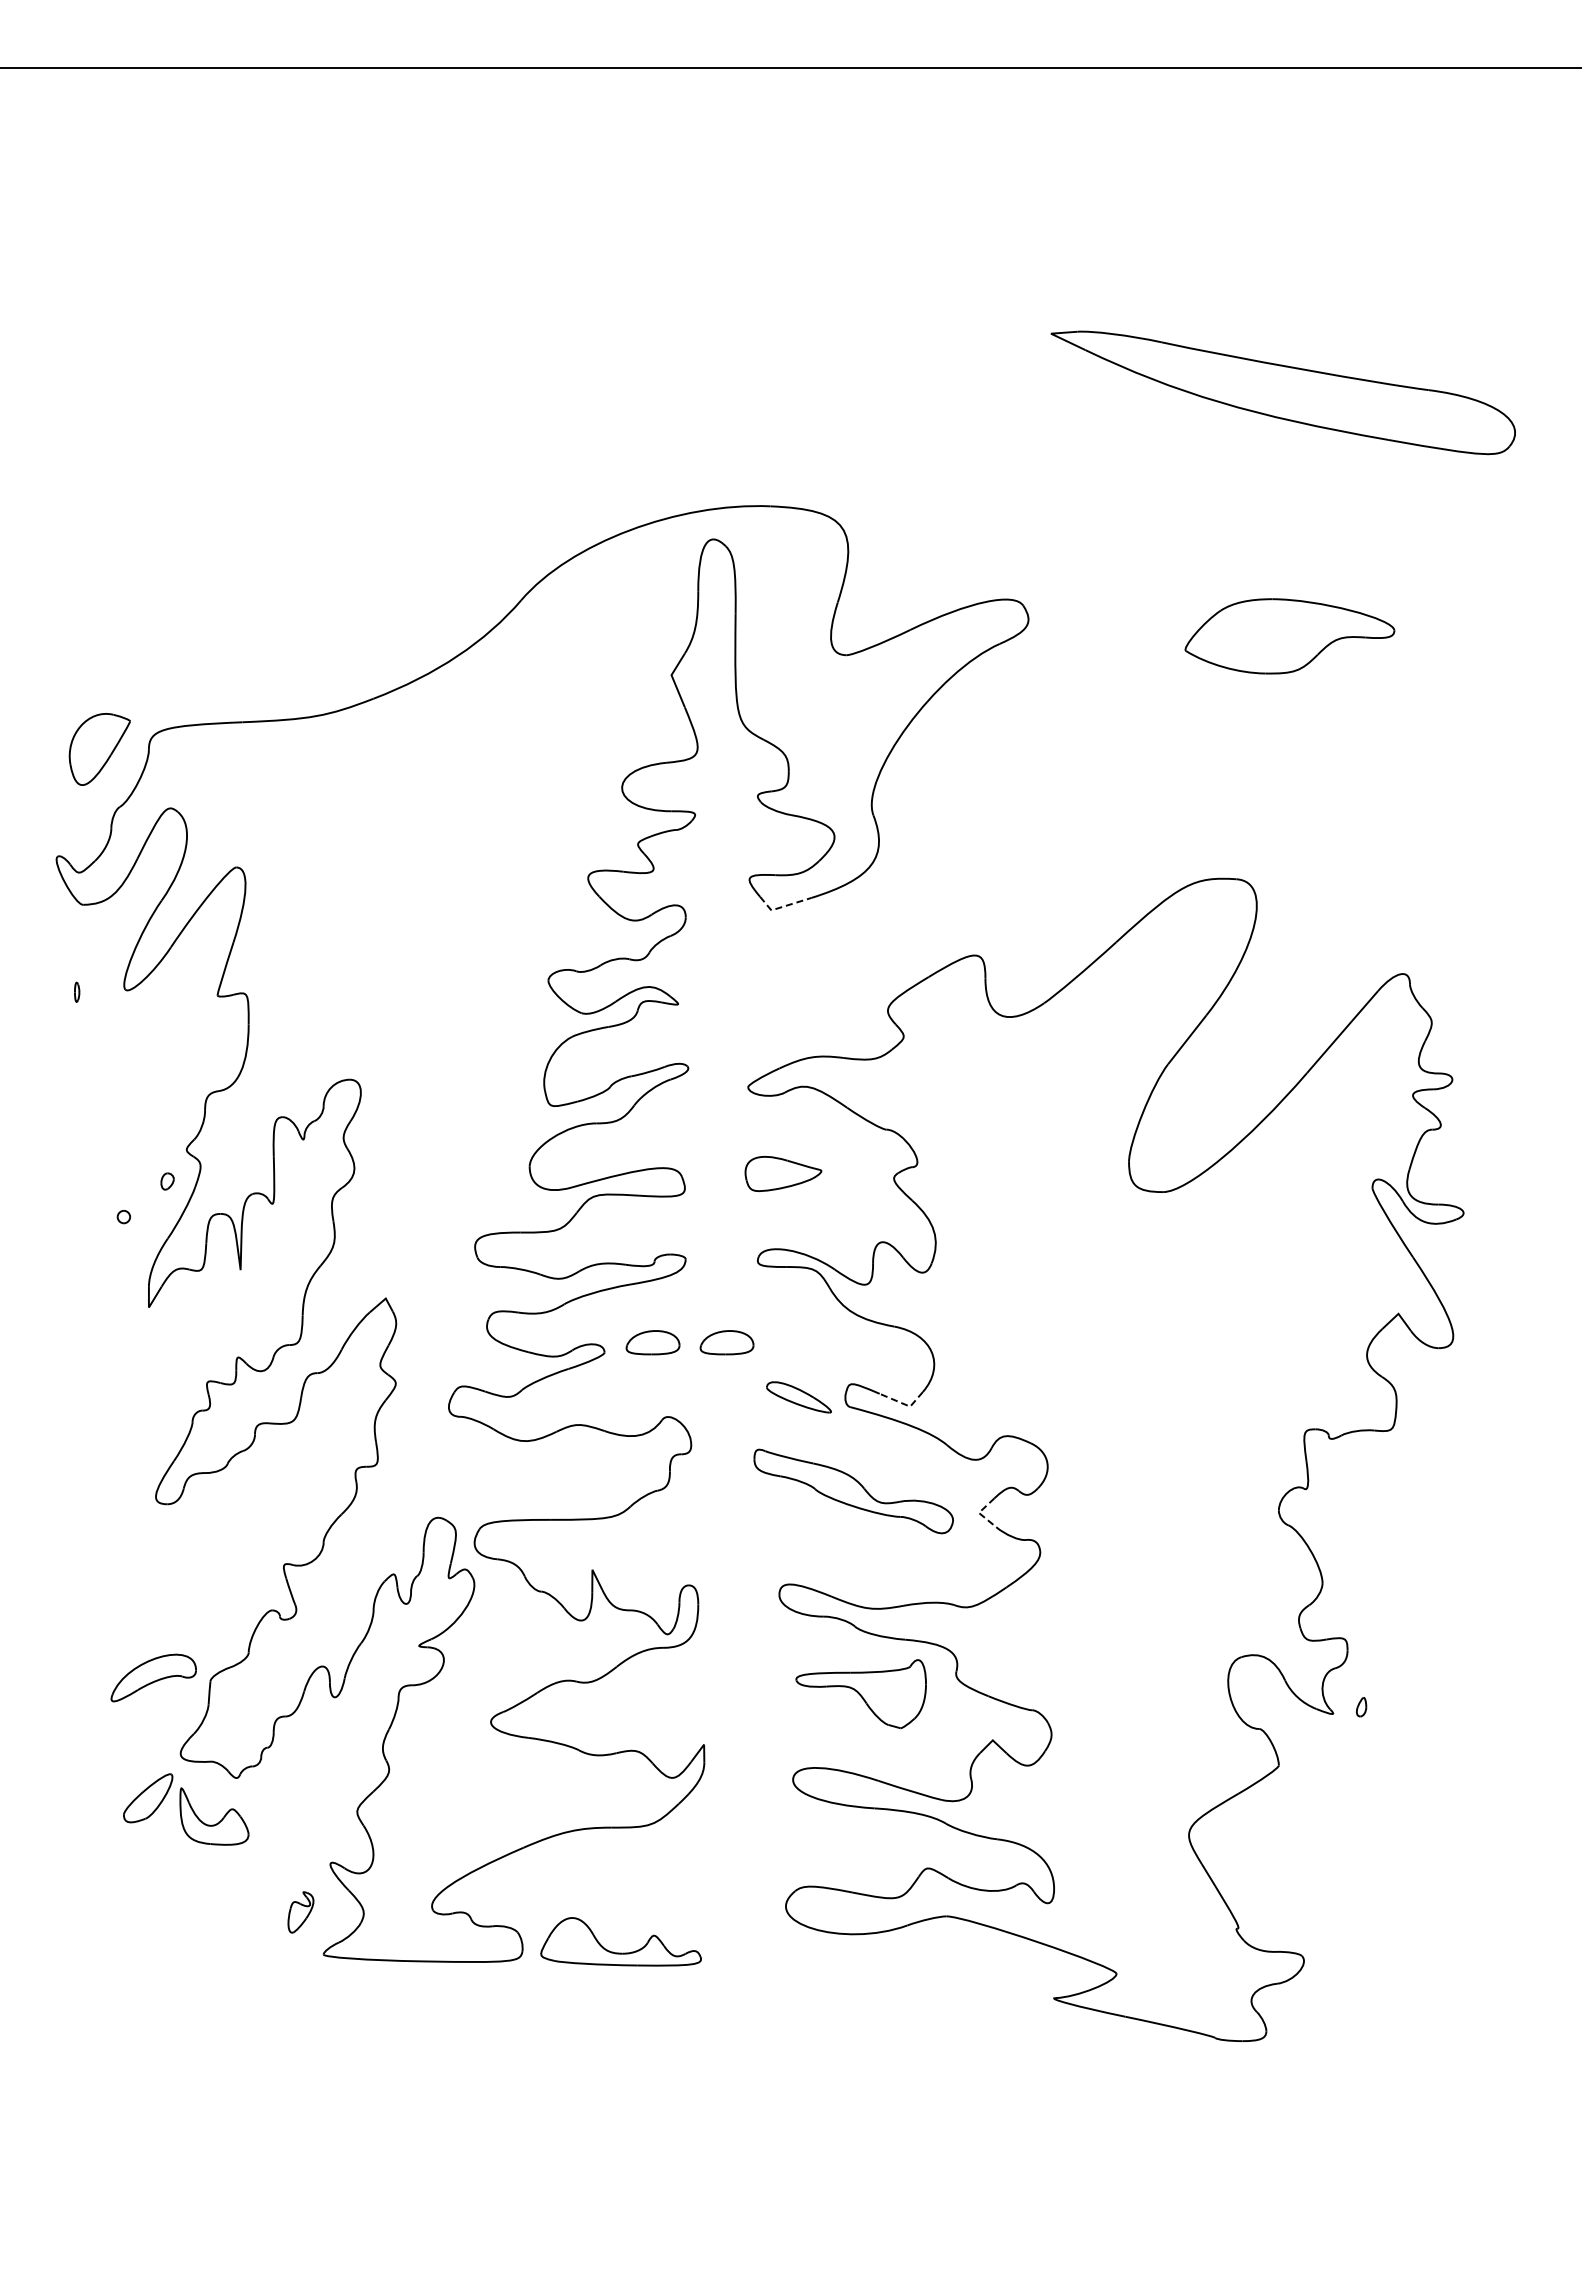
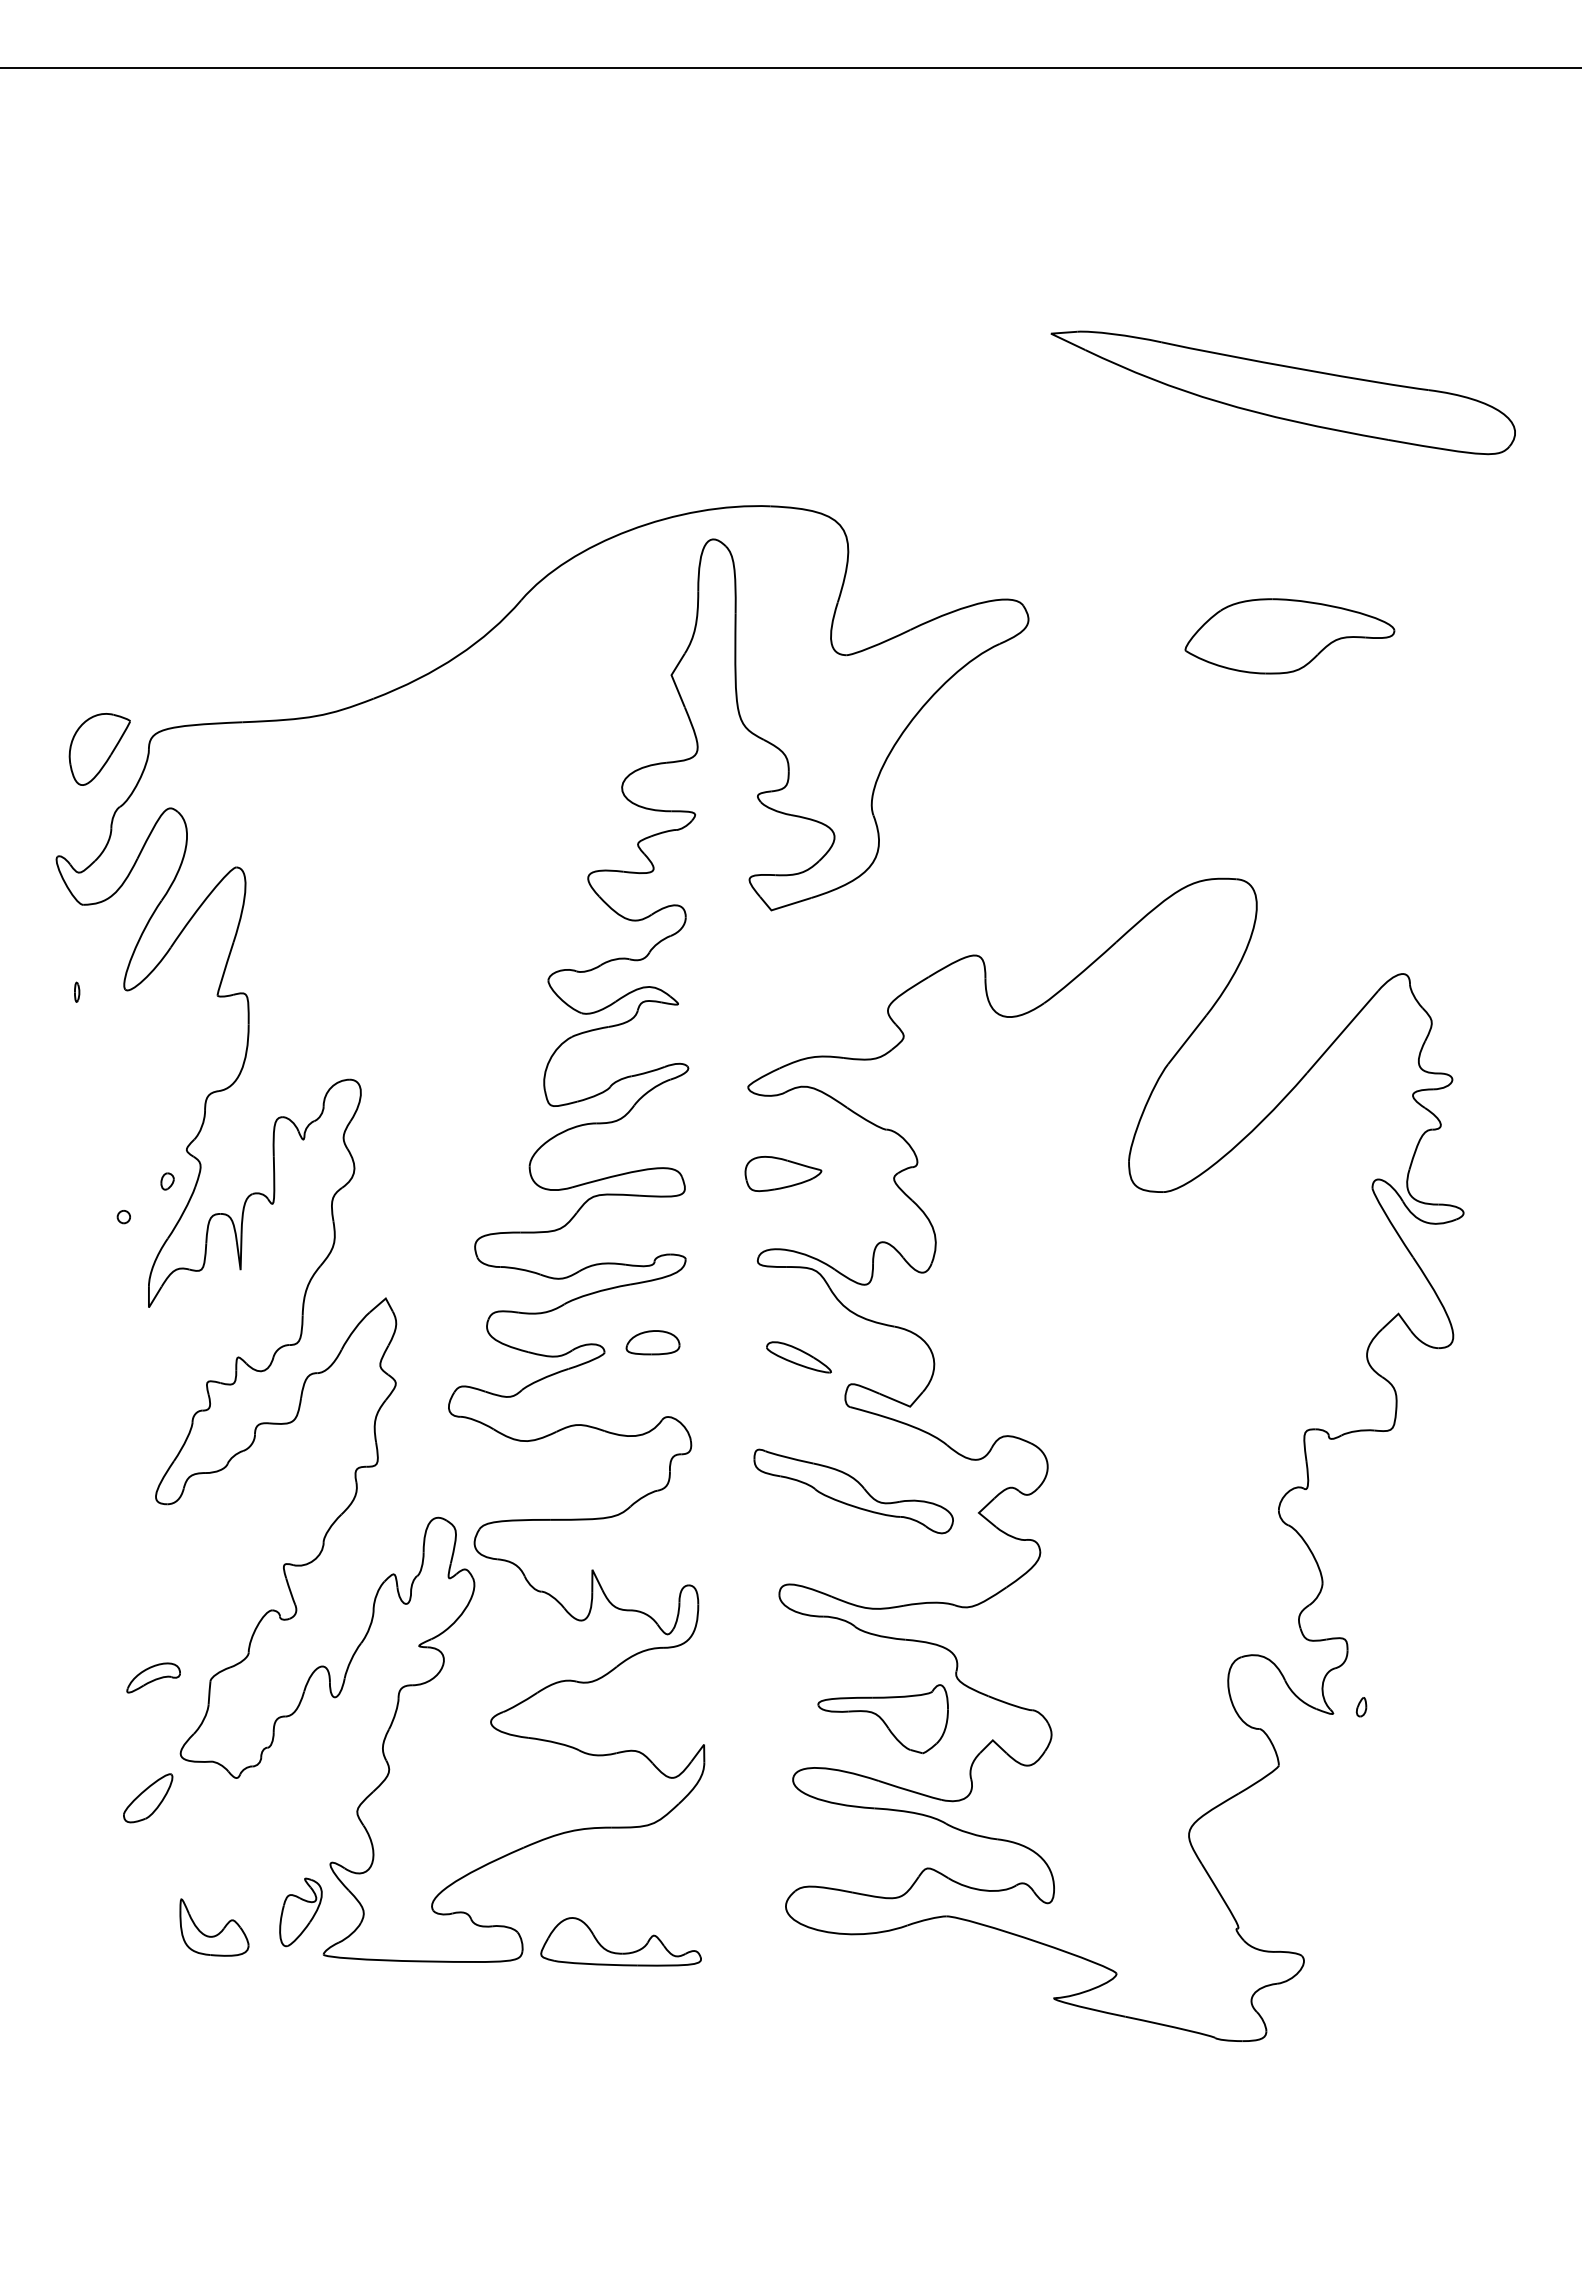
line: dashed -> solid (782, 906)
part: present -> none (726, 1342)
part position: (798, 1397) -> (798, 1357) (798, 1357)
line: dashed -> solid (903, 1404)
line: dashed -> solid (978, 1512)
part size: 87x50 px -> 55x32 px (153, 1677)
part position: (860, 1694) -> (882, 1719) (882, 1719)
part position: (217, 1822) -> (217, 1933) (217, 1933)
part size: 28x43 px -> 44x71 px (300, 1912)
